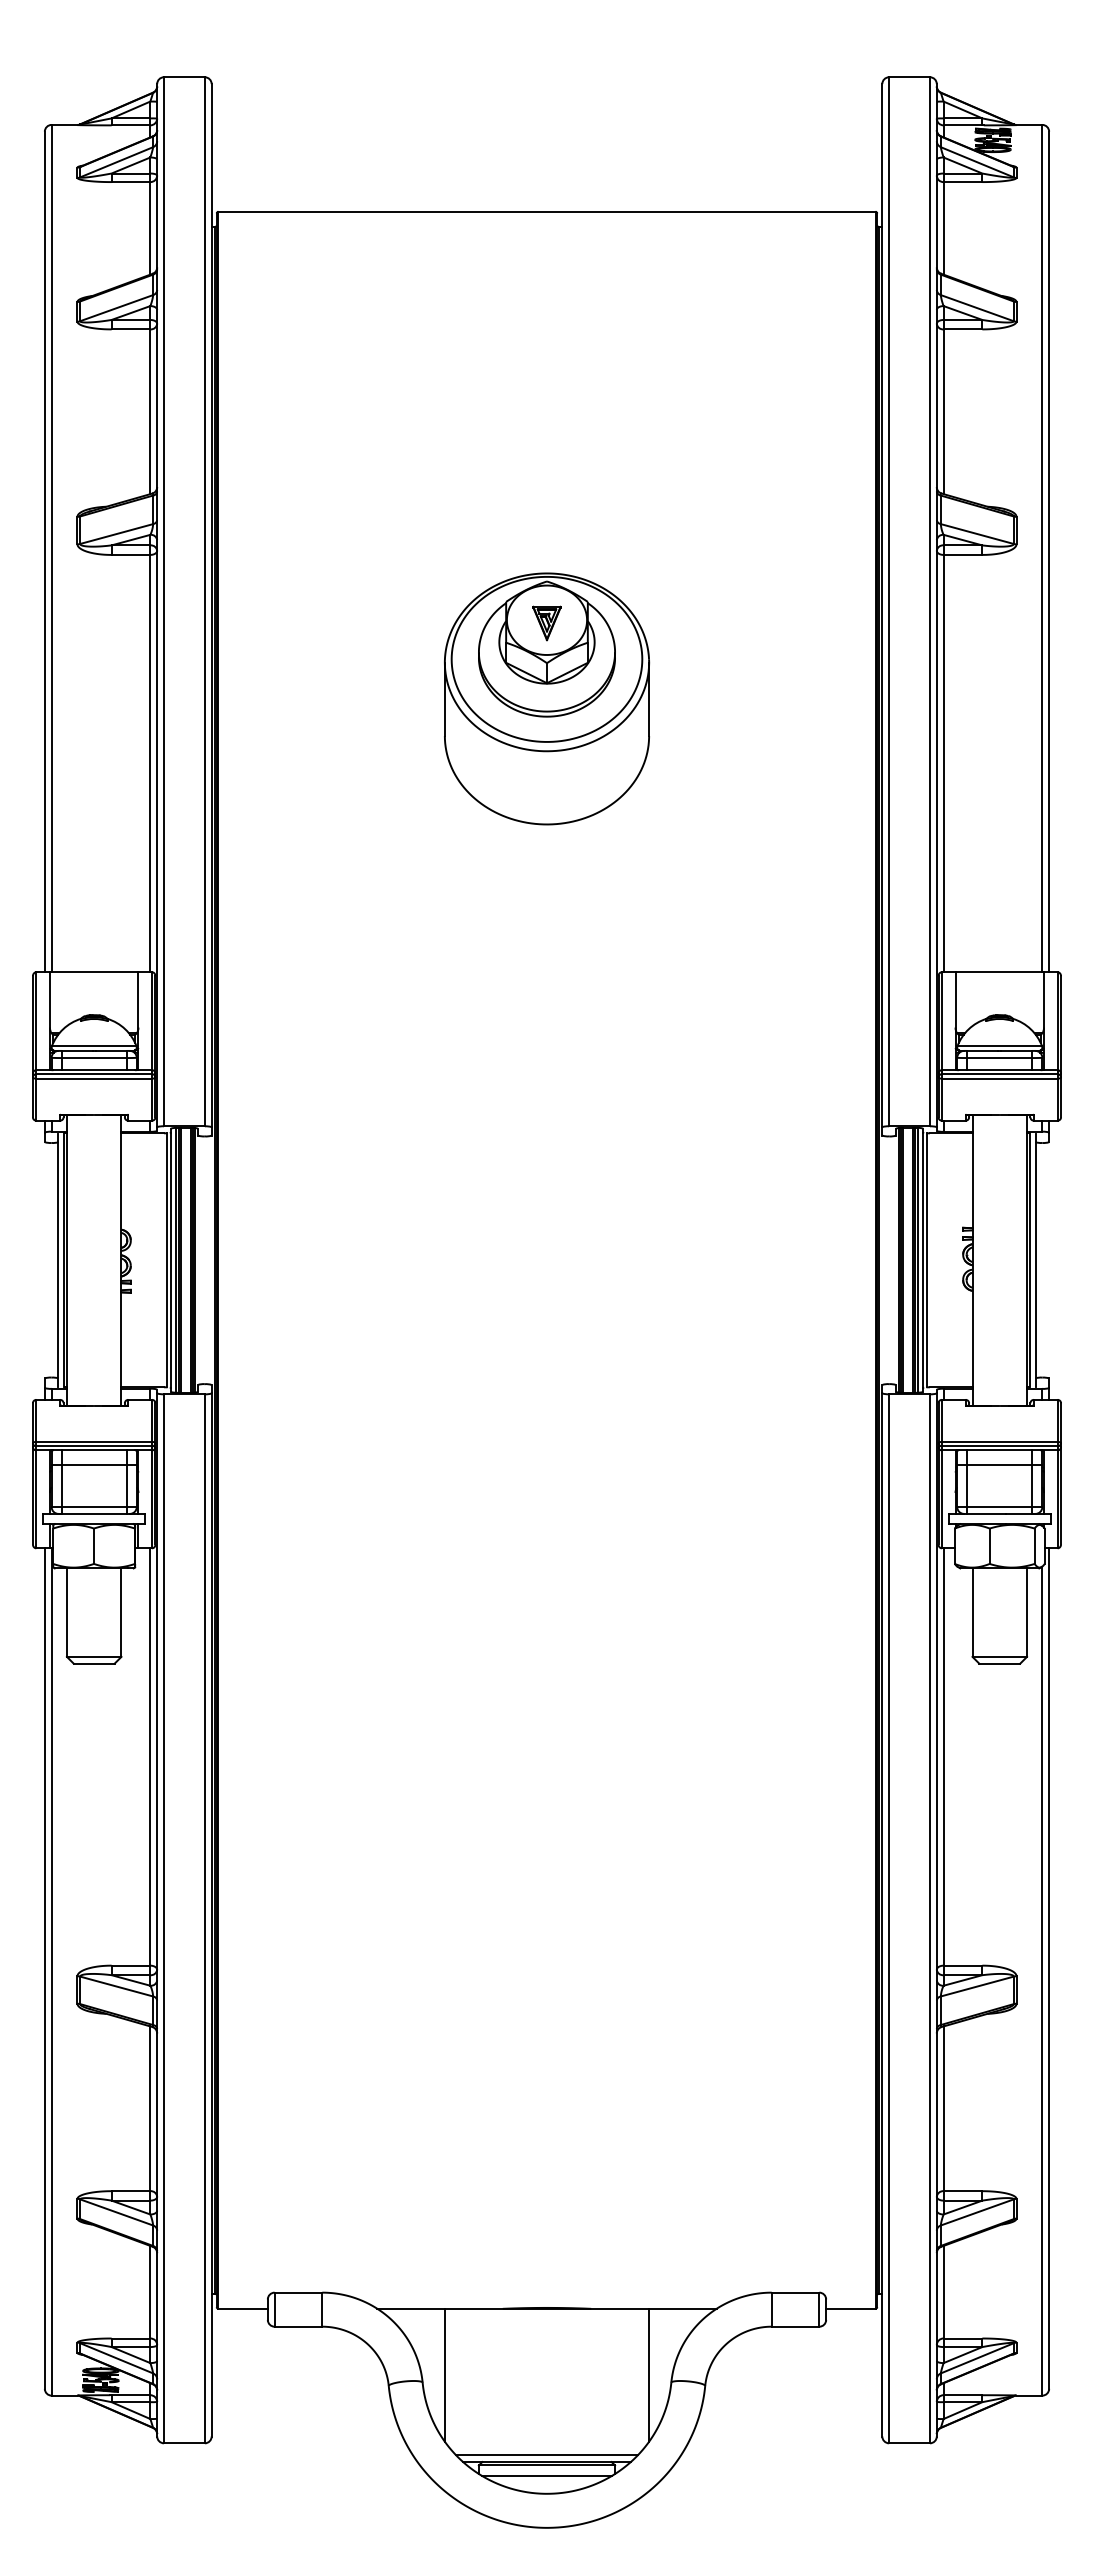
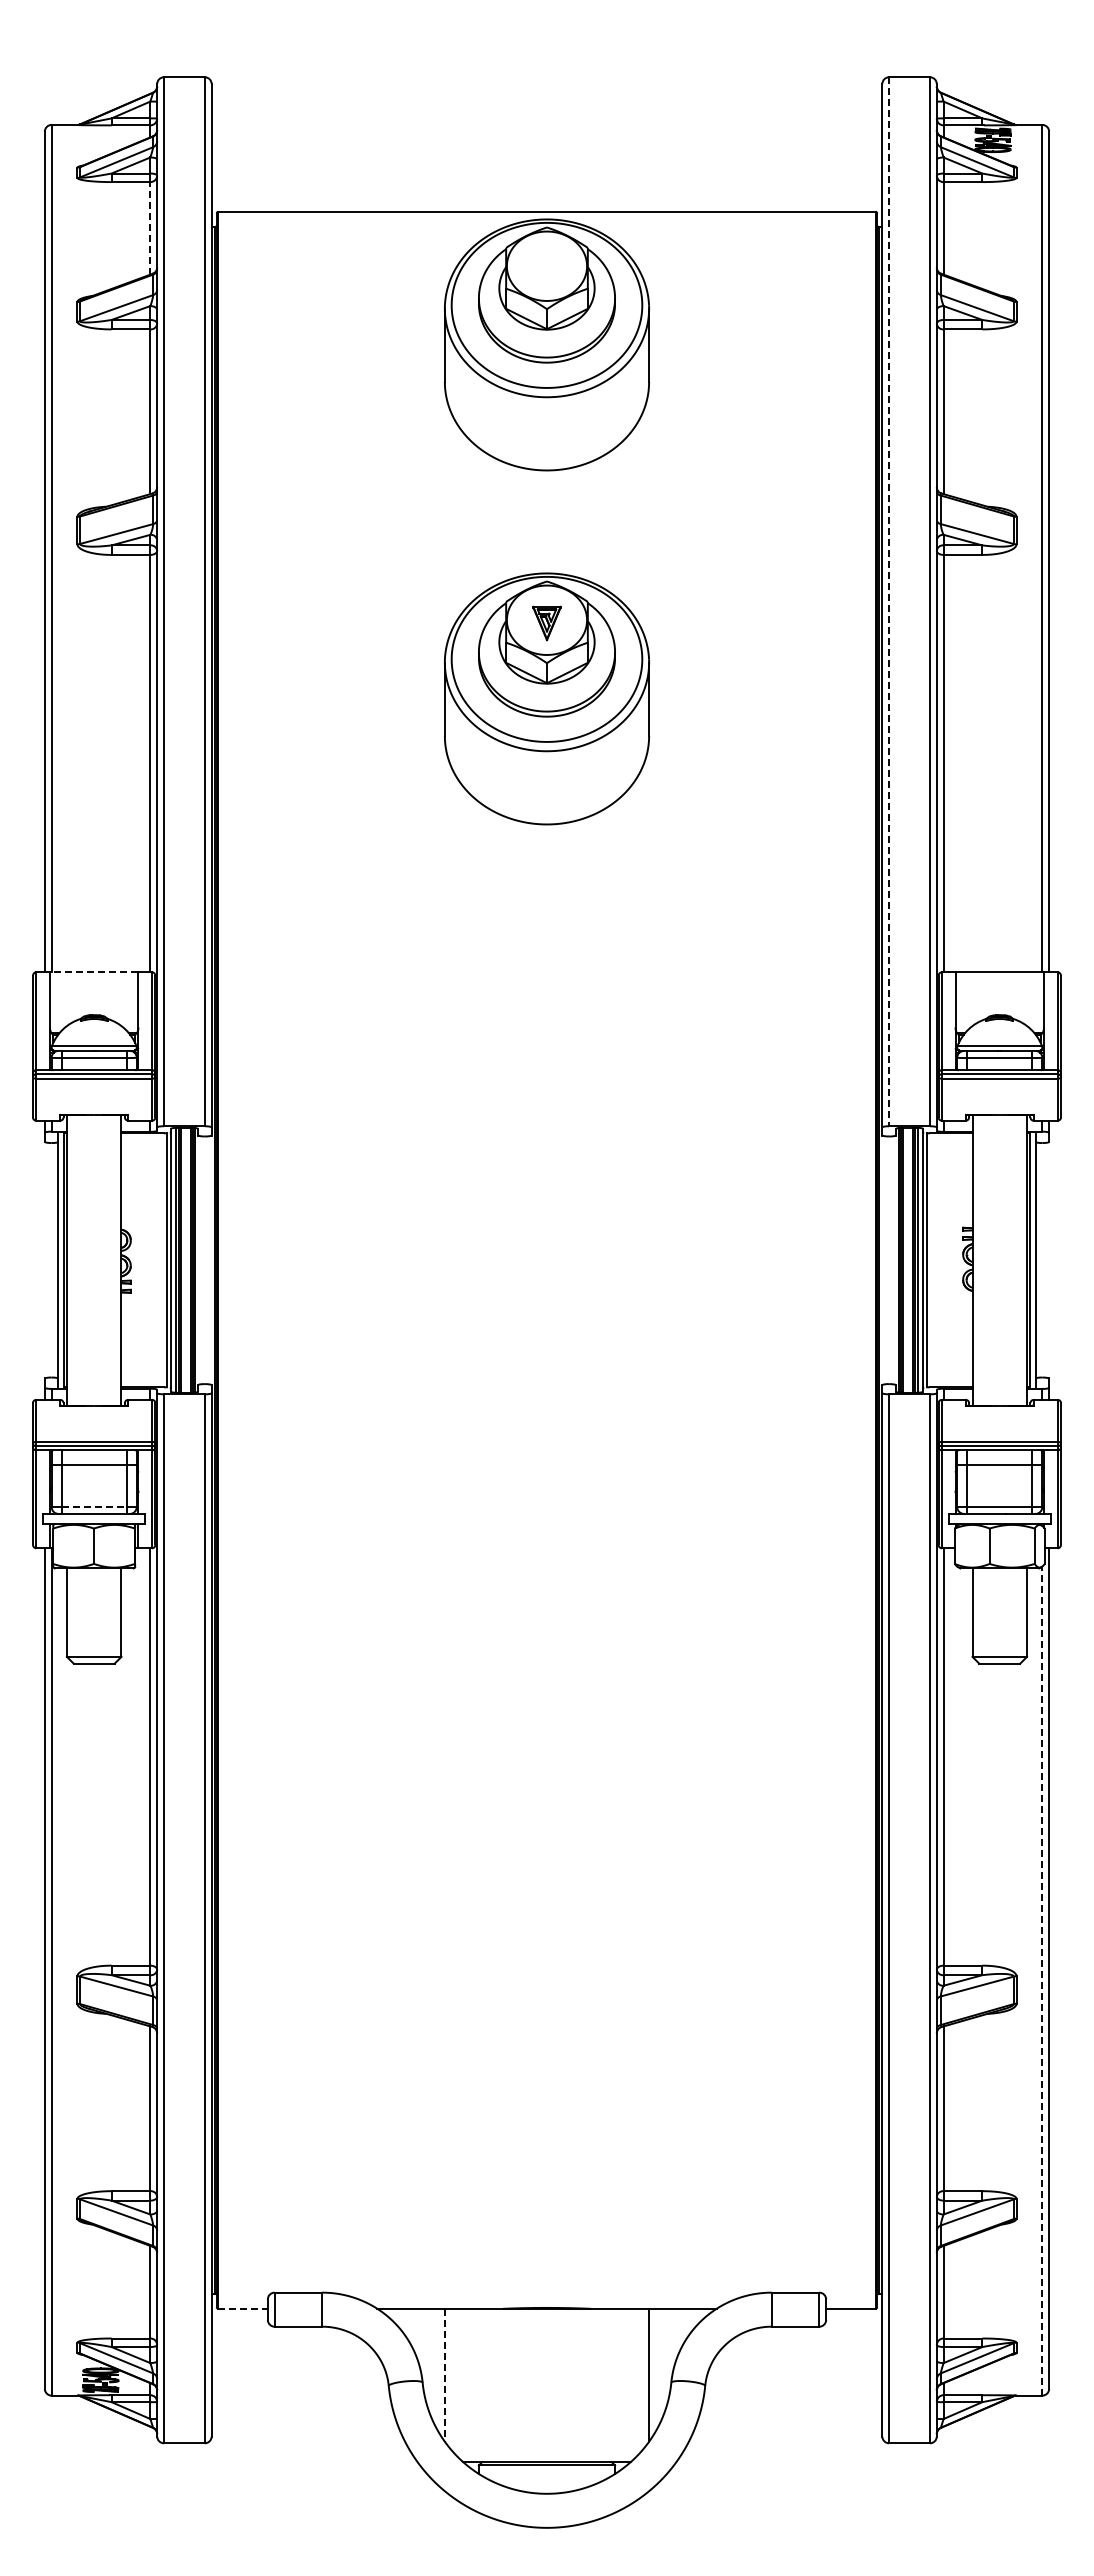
line: solid -> dashed (150, 227)
part: none -> present (546, 344)
line: solid -> dashed (889, 601)
line: solid -> dashed (93, 972)
line: solid -> dashed (94, 1507)
line: solid -> dashed (1042, 1981)
line: solid -> dashed (243, 2308)
line: solid -> dashed (444, 2375)
line: present -> none (546, 2455)
line: present -> none (546, 2475)
